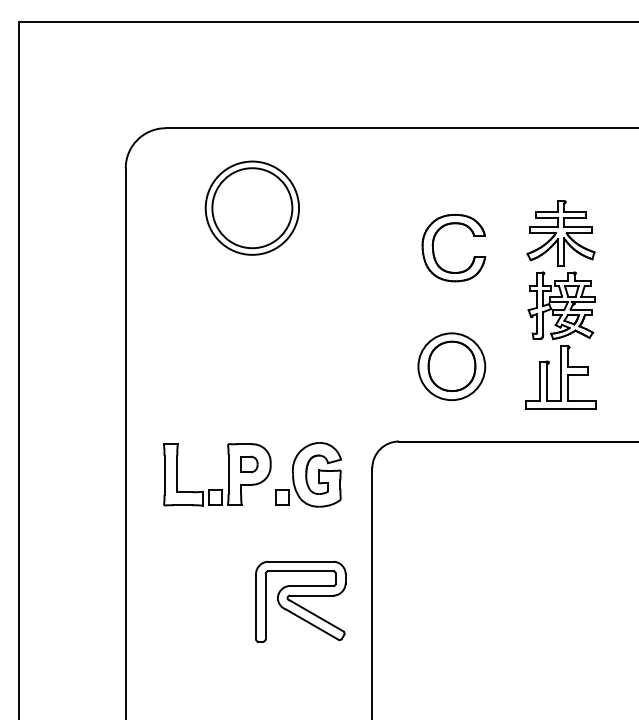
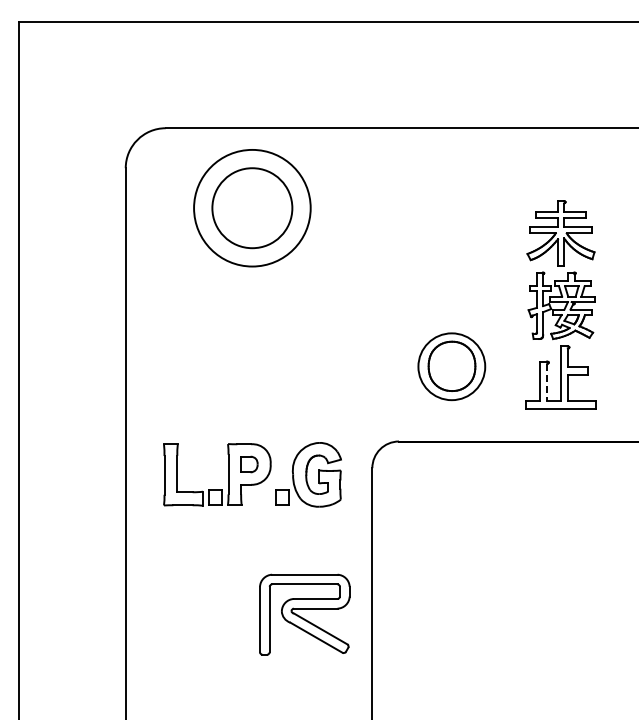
circle diameter: 93 px -> 117 px (252, 207)
part: present -> none (434, 251)
line: solid -> dashed (547, 382)
part position: (300, 601) -> (304, 614) (304, 614)
